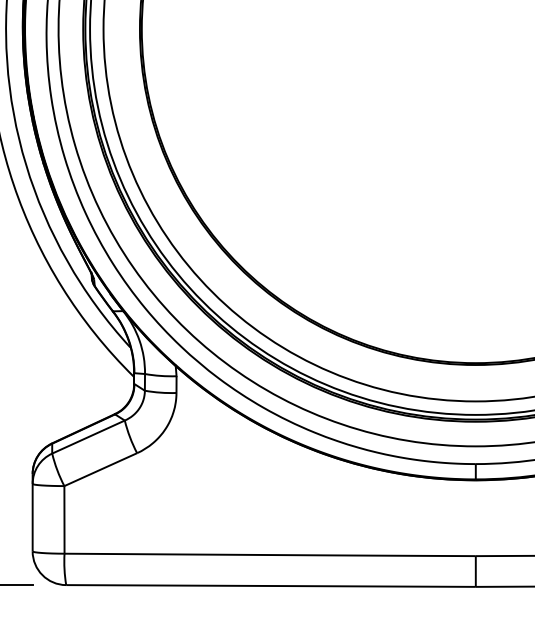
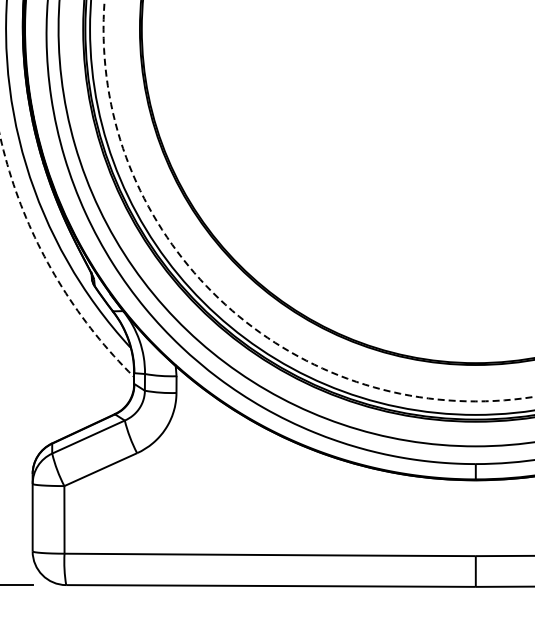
circle: solid -> dashed (318, 200)
arc: solid -> dashed (49, 265)
